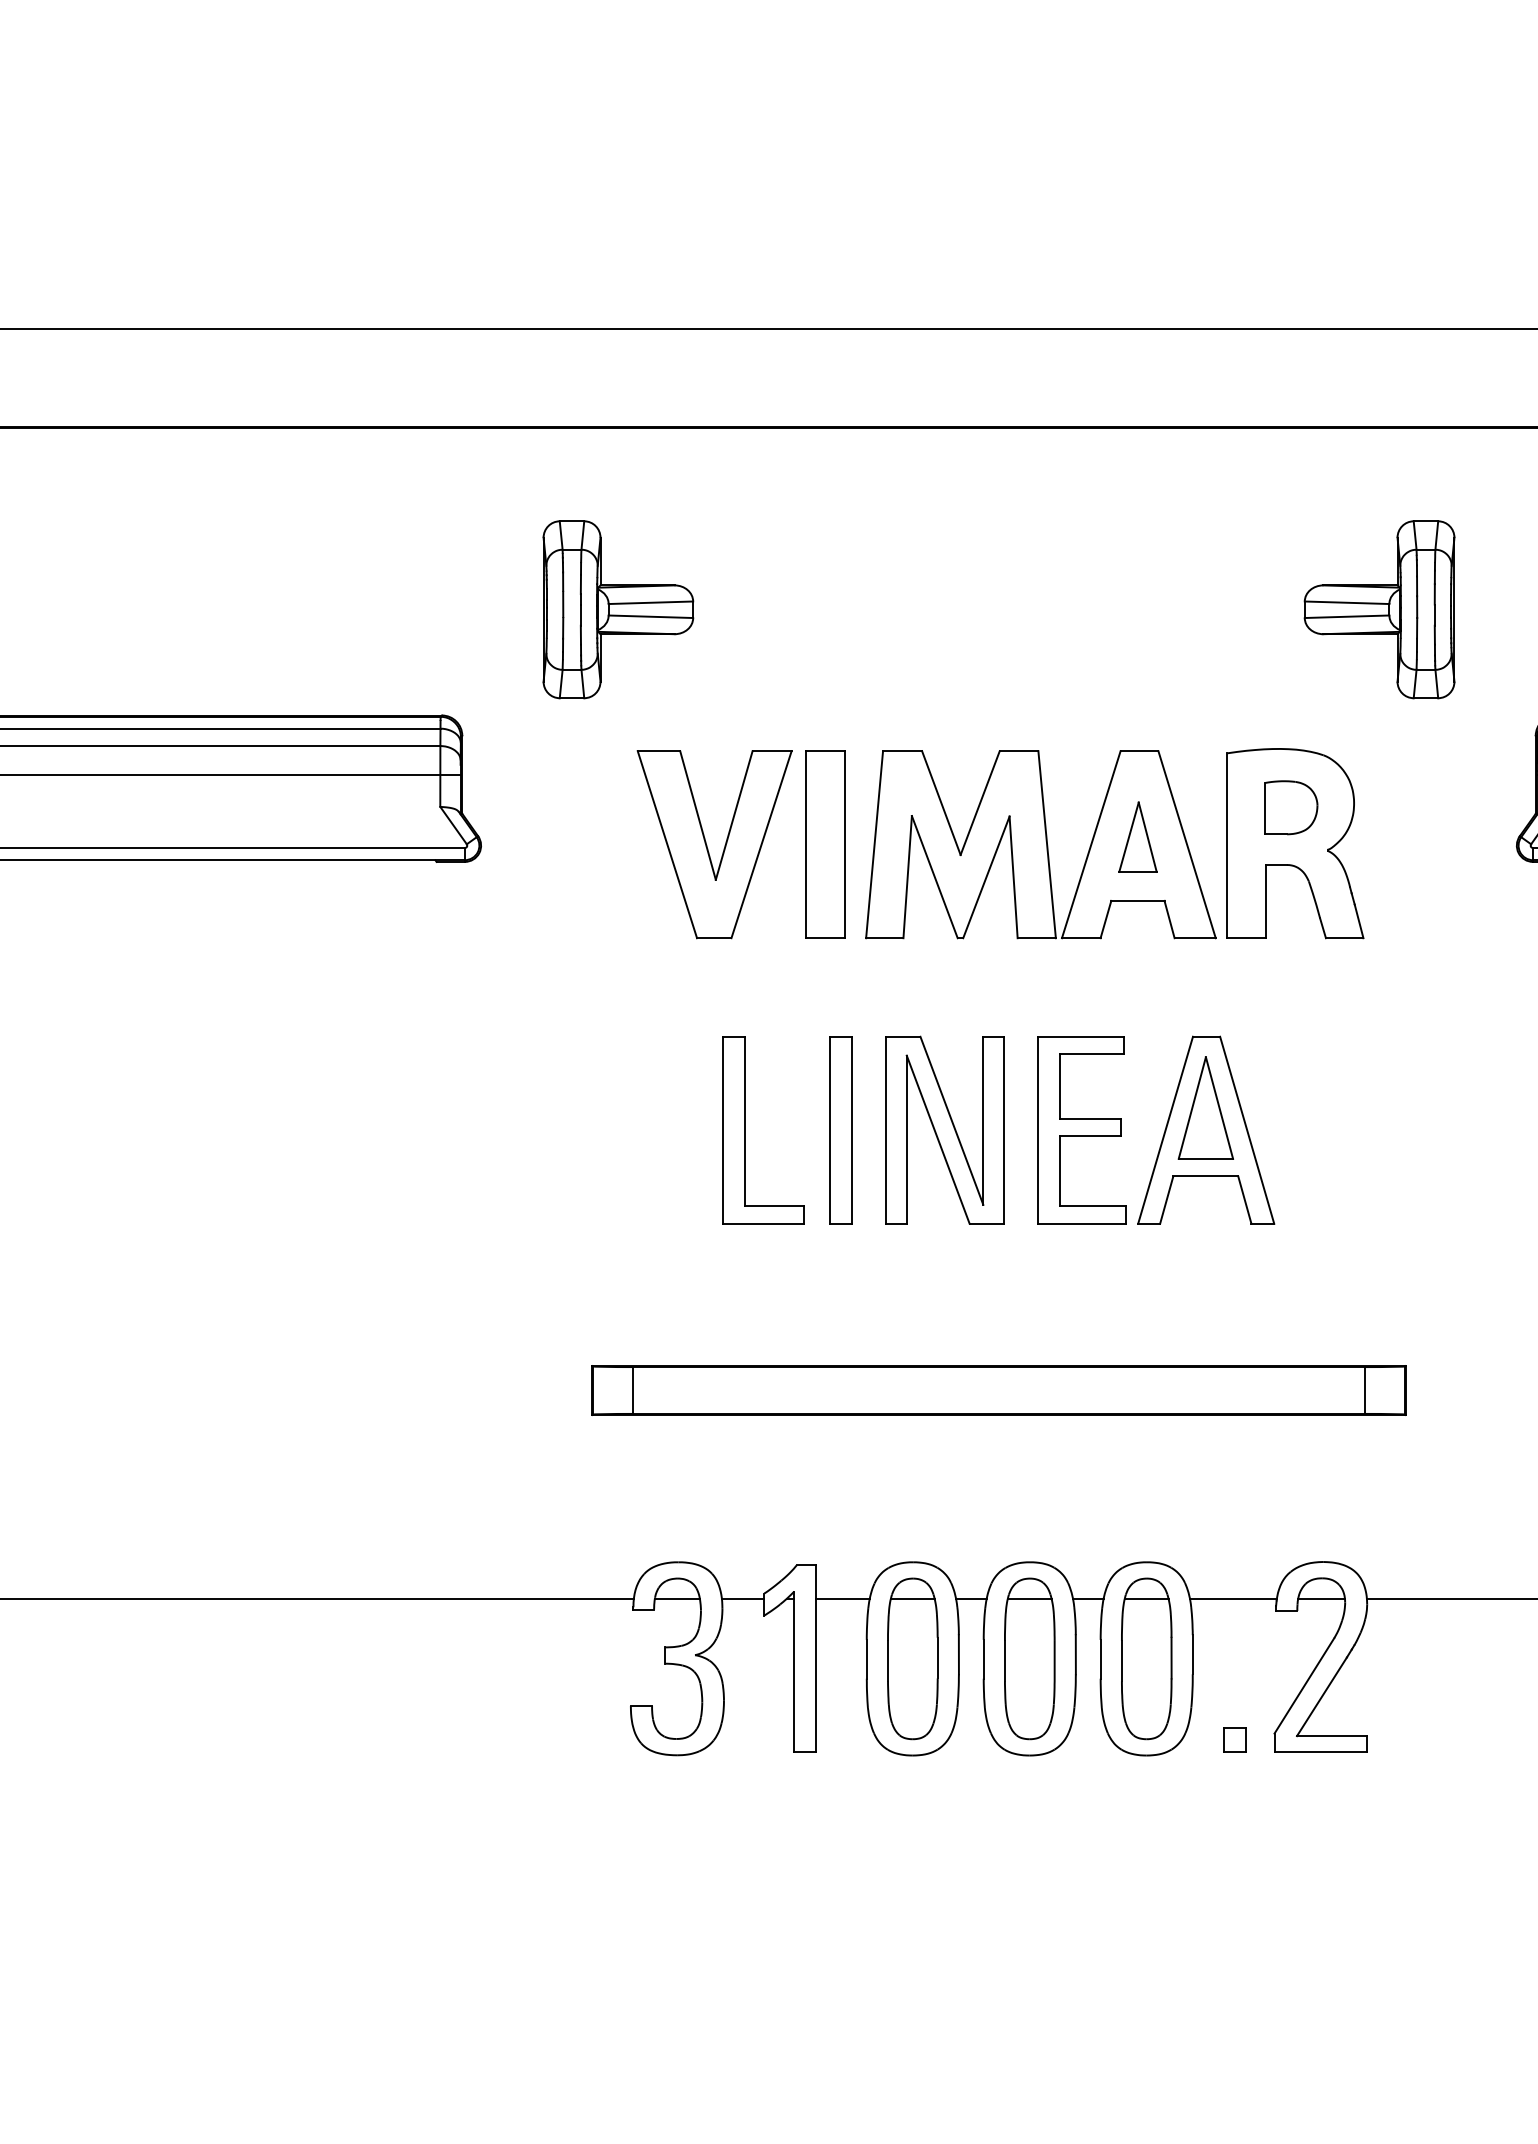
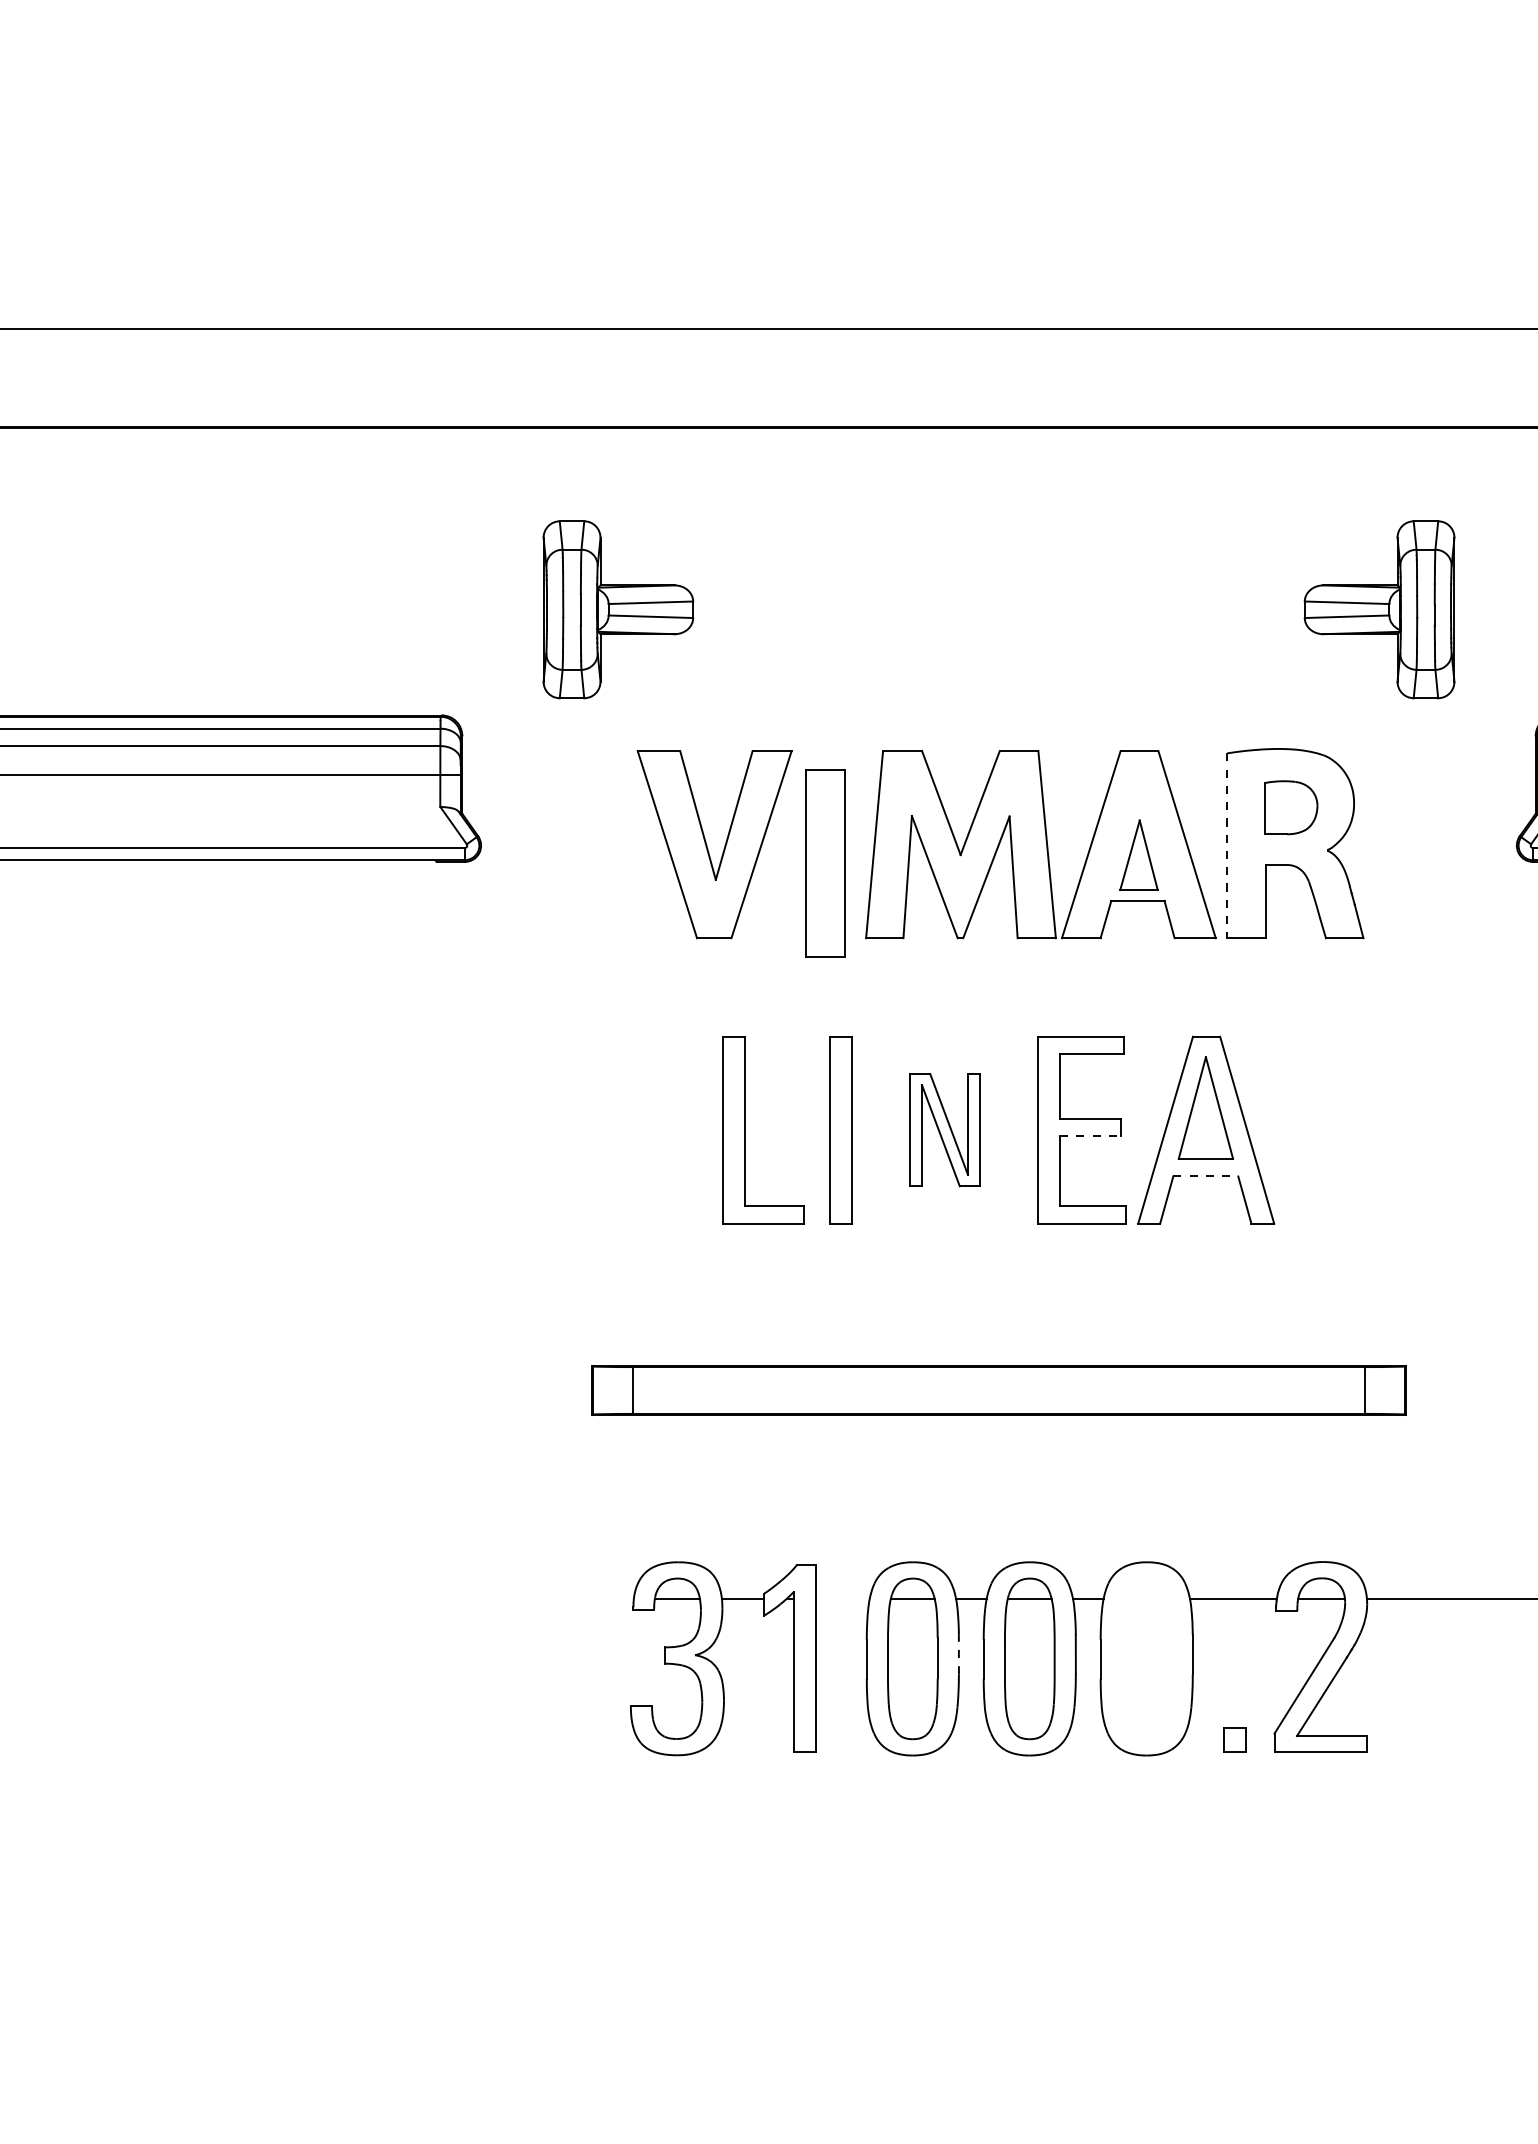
part position: (1137, 836) -> (1138, 854) (1138, 854)
part position: (825, 844) -> (825, 863) (825, 863)
line: solid -> dashed (1227, 846)
part size: 120x190 px -> 72x115 px (944, 1130)
line: solid -> dashed (1090, 1136)
line: solid -> dashed (1206, 1176)
line: present -> none (317, 1598)
line: present -> none (842, 1598)
line: solid -> dashed (958, 1654)
part: present -> none (1146, 1658)
